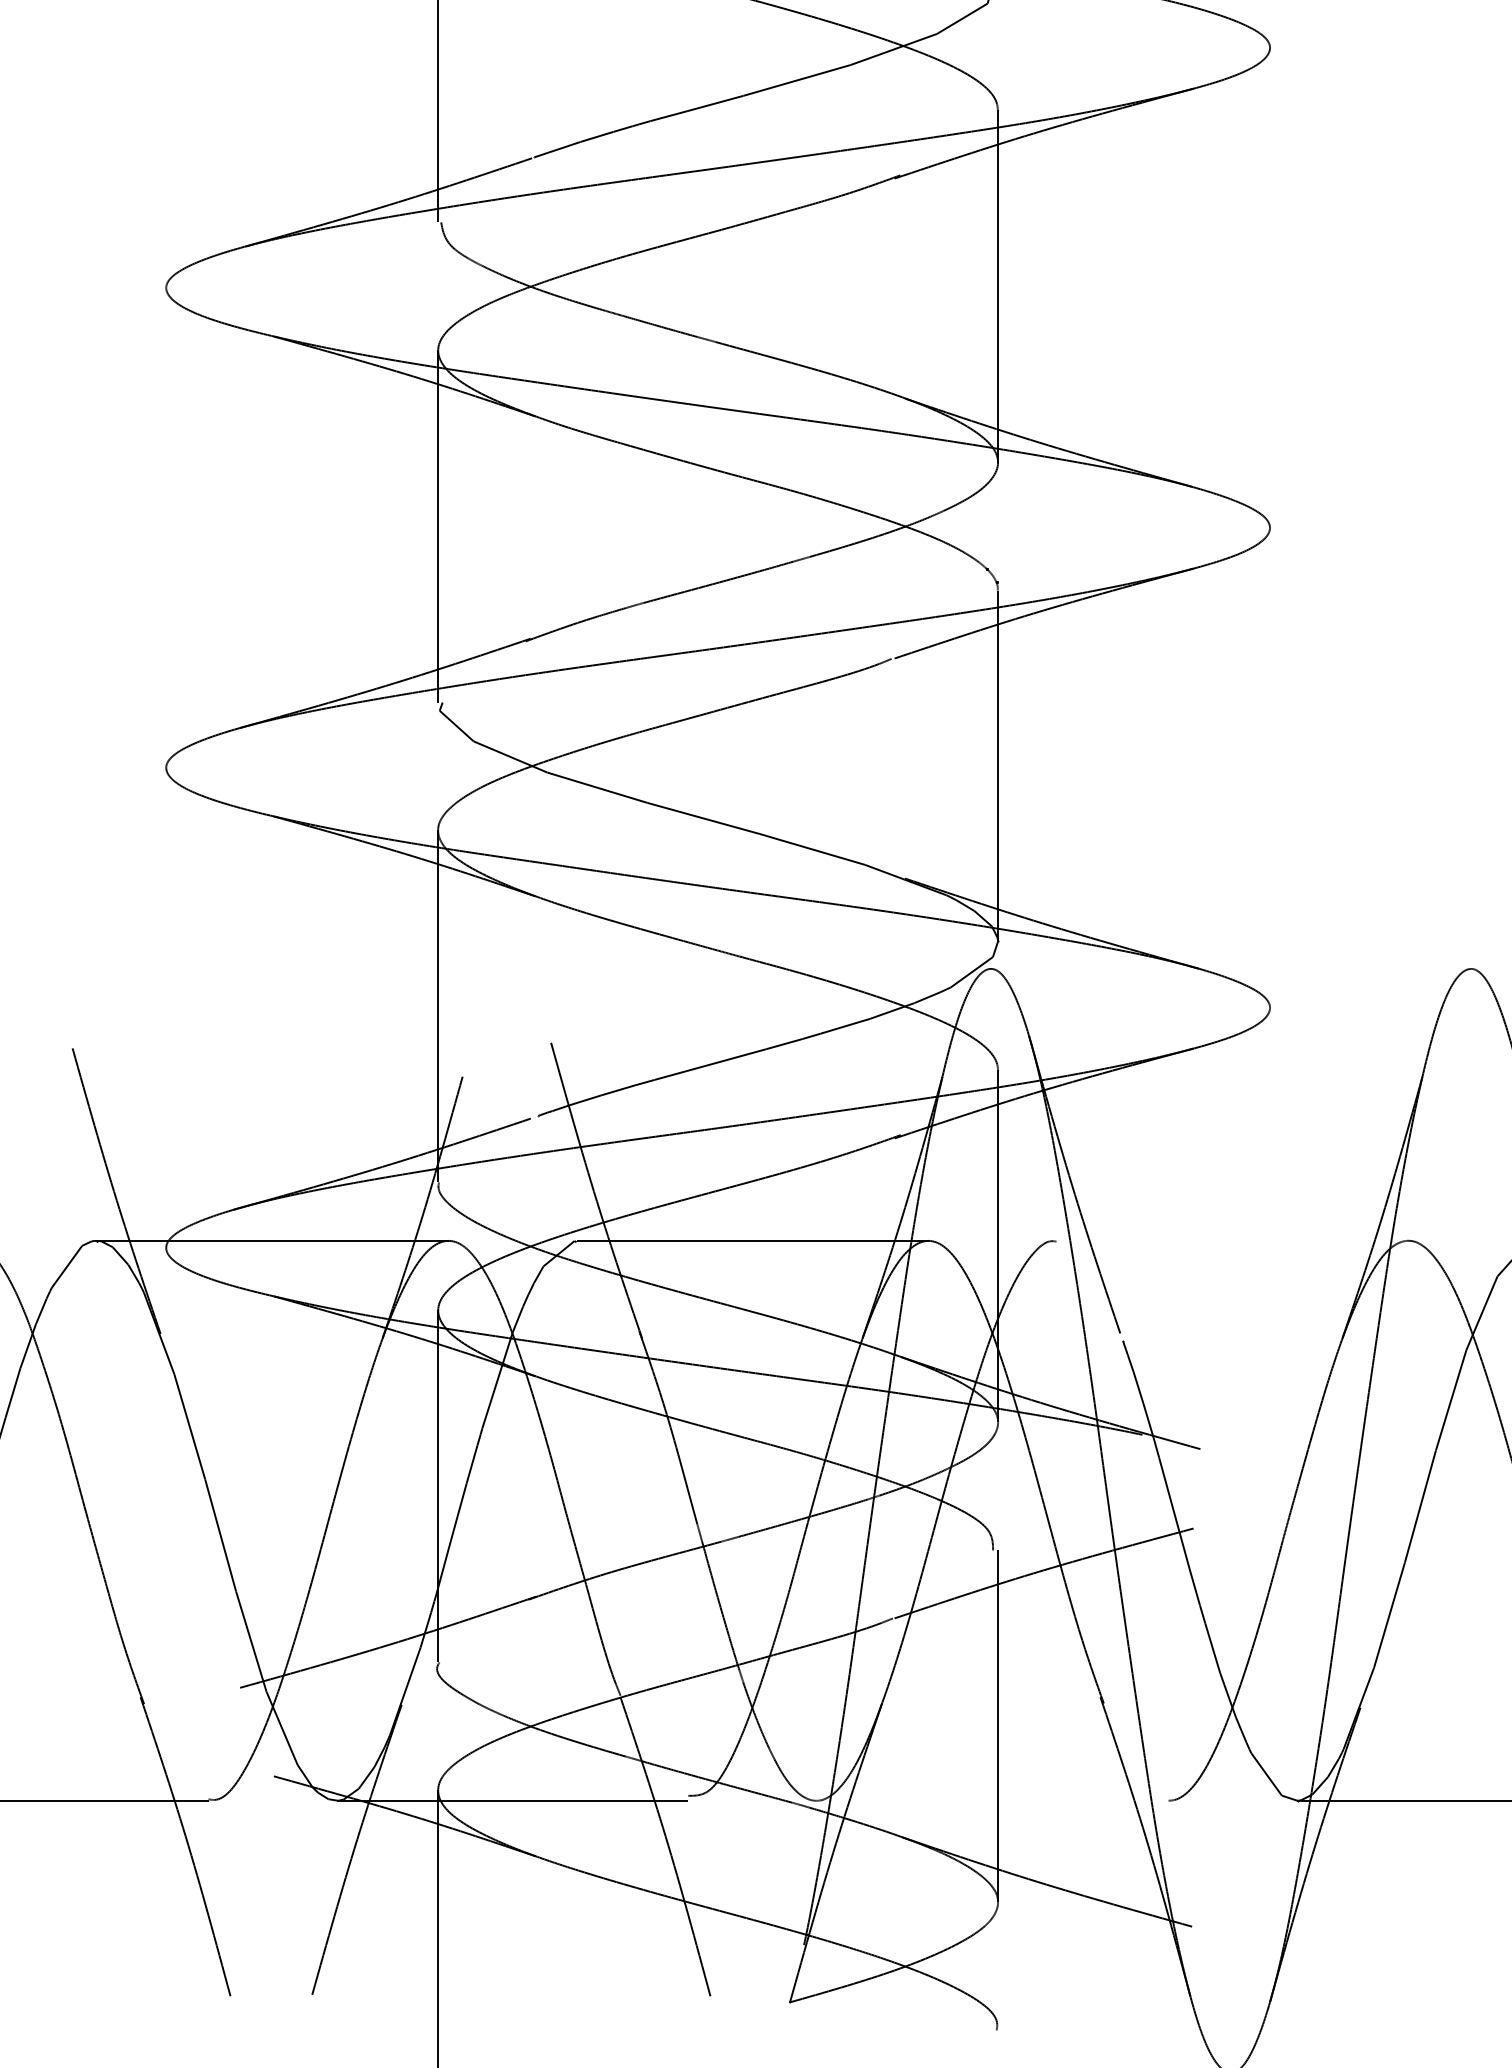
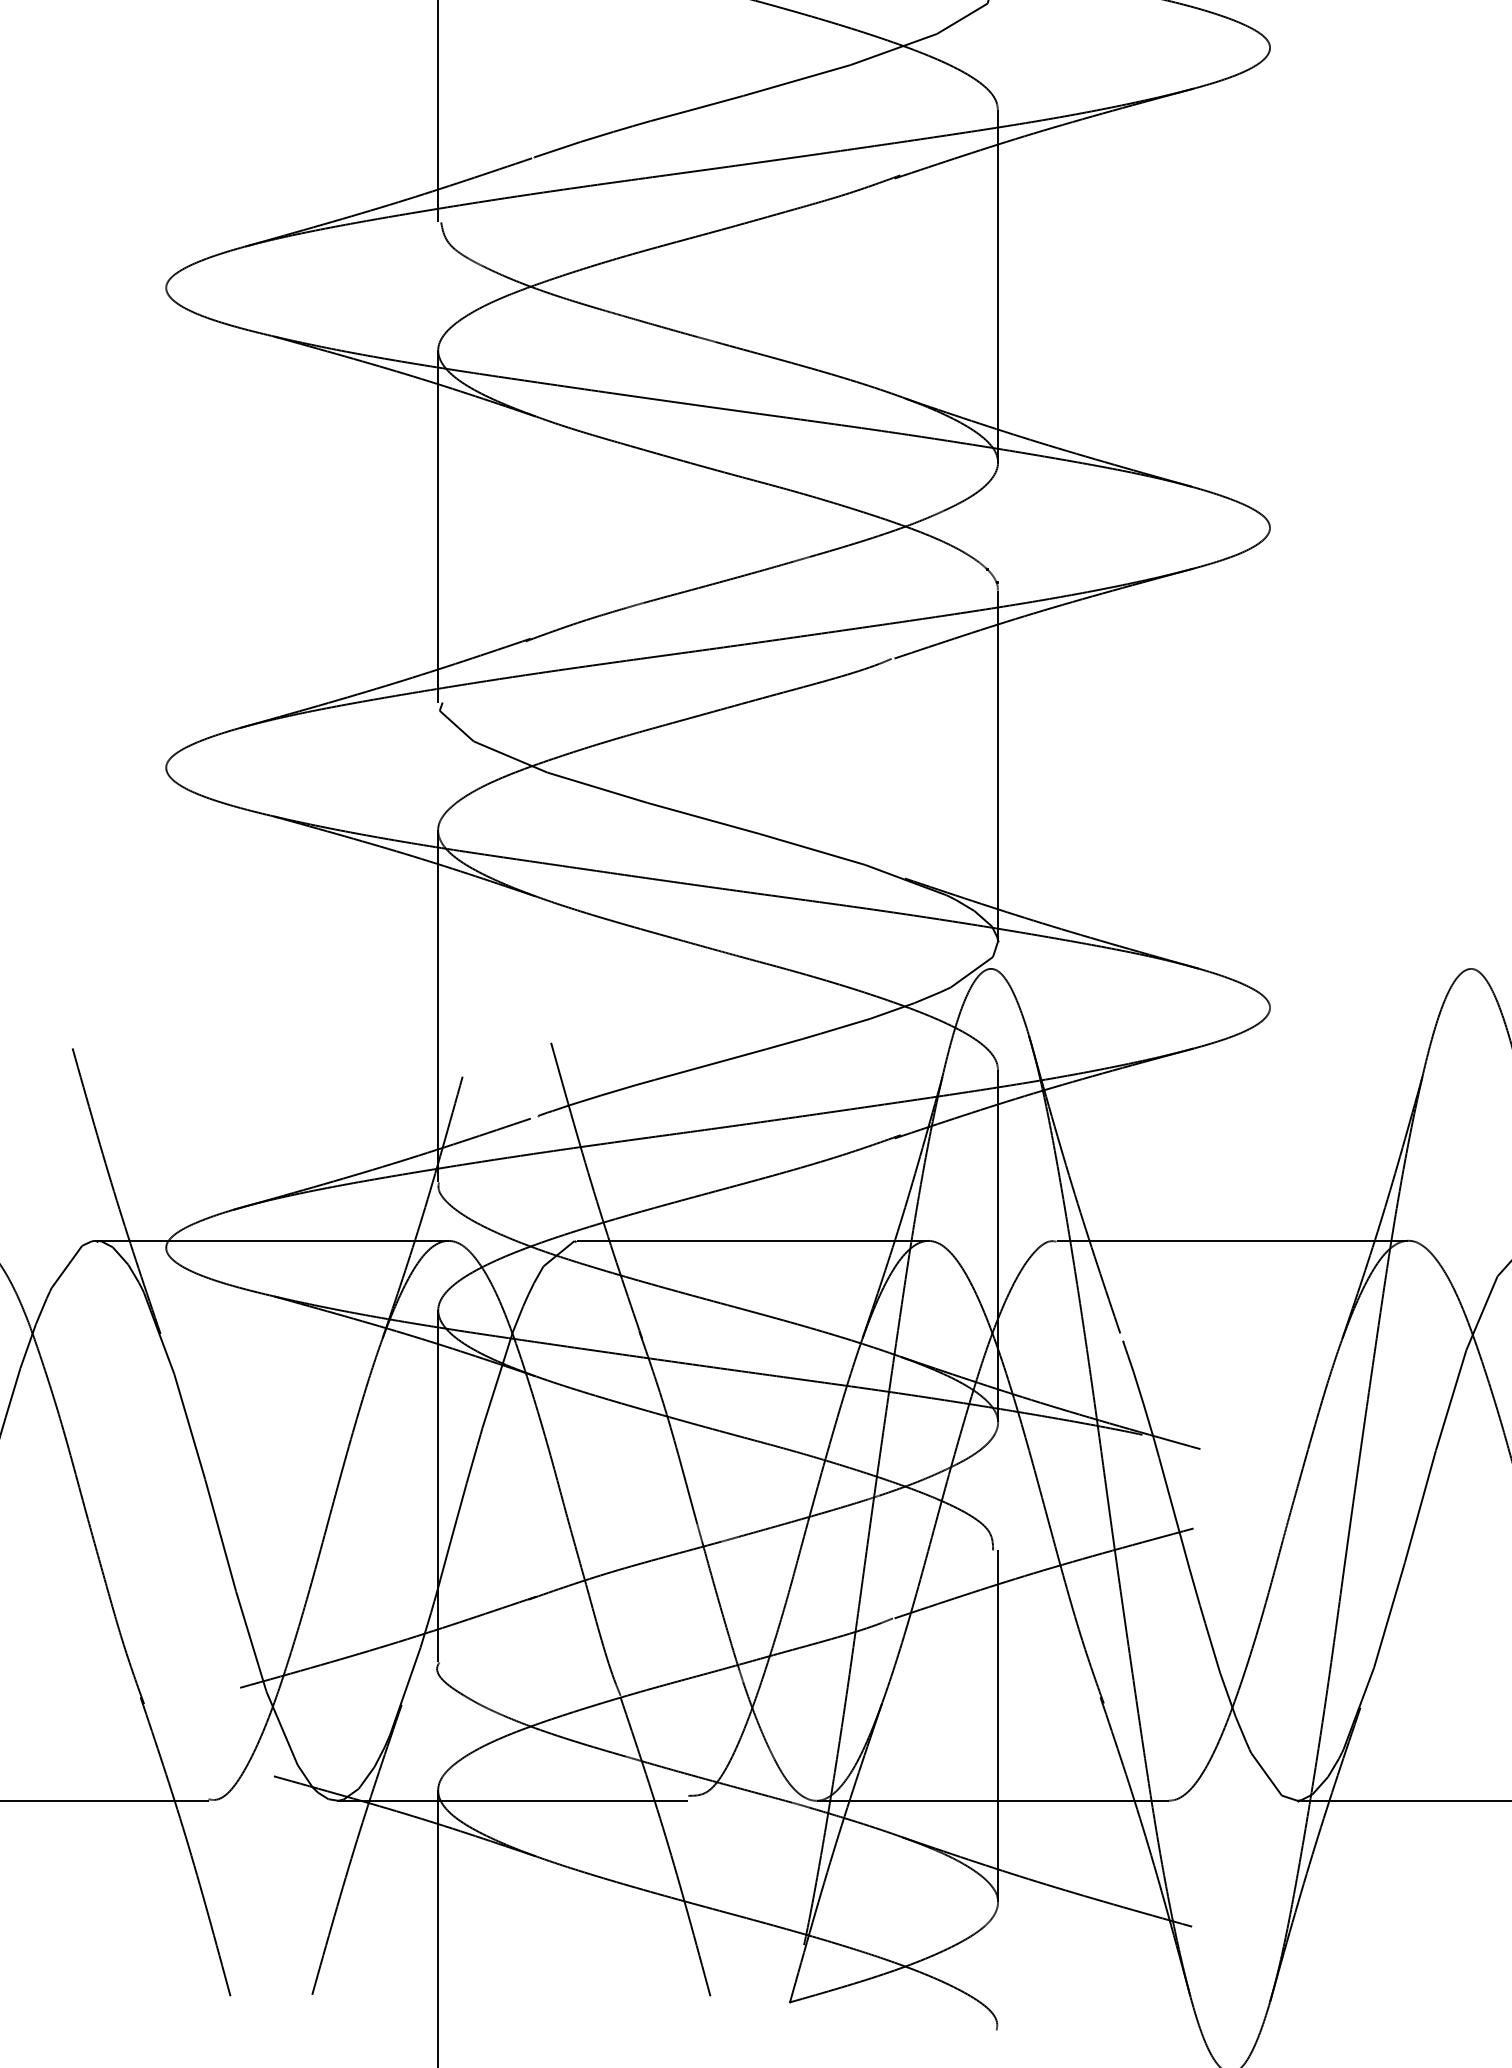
line: none -> present (1232, 1240)
line: none -> present (992, 1800)
